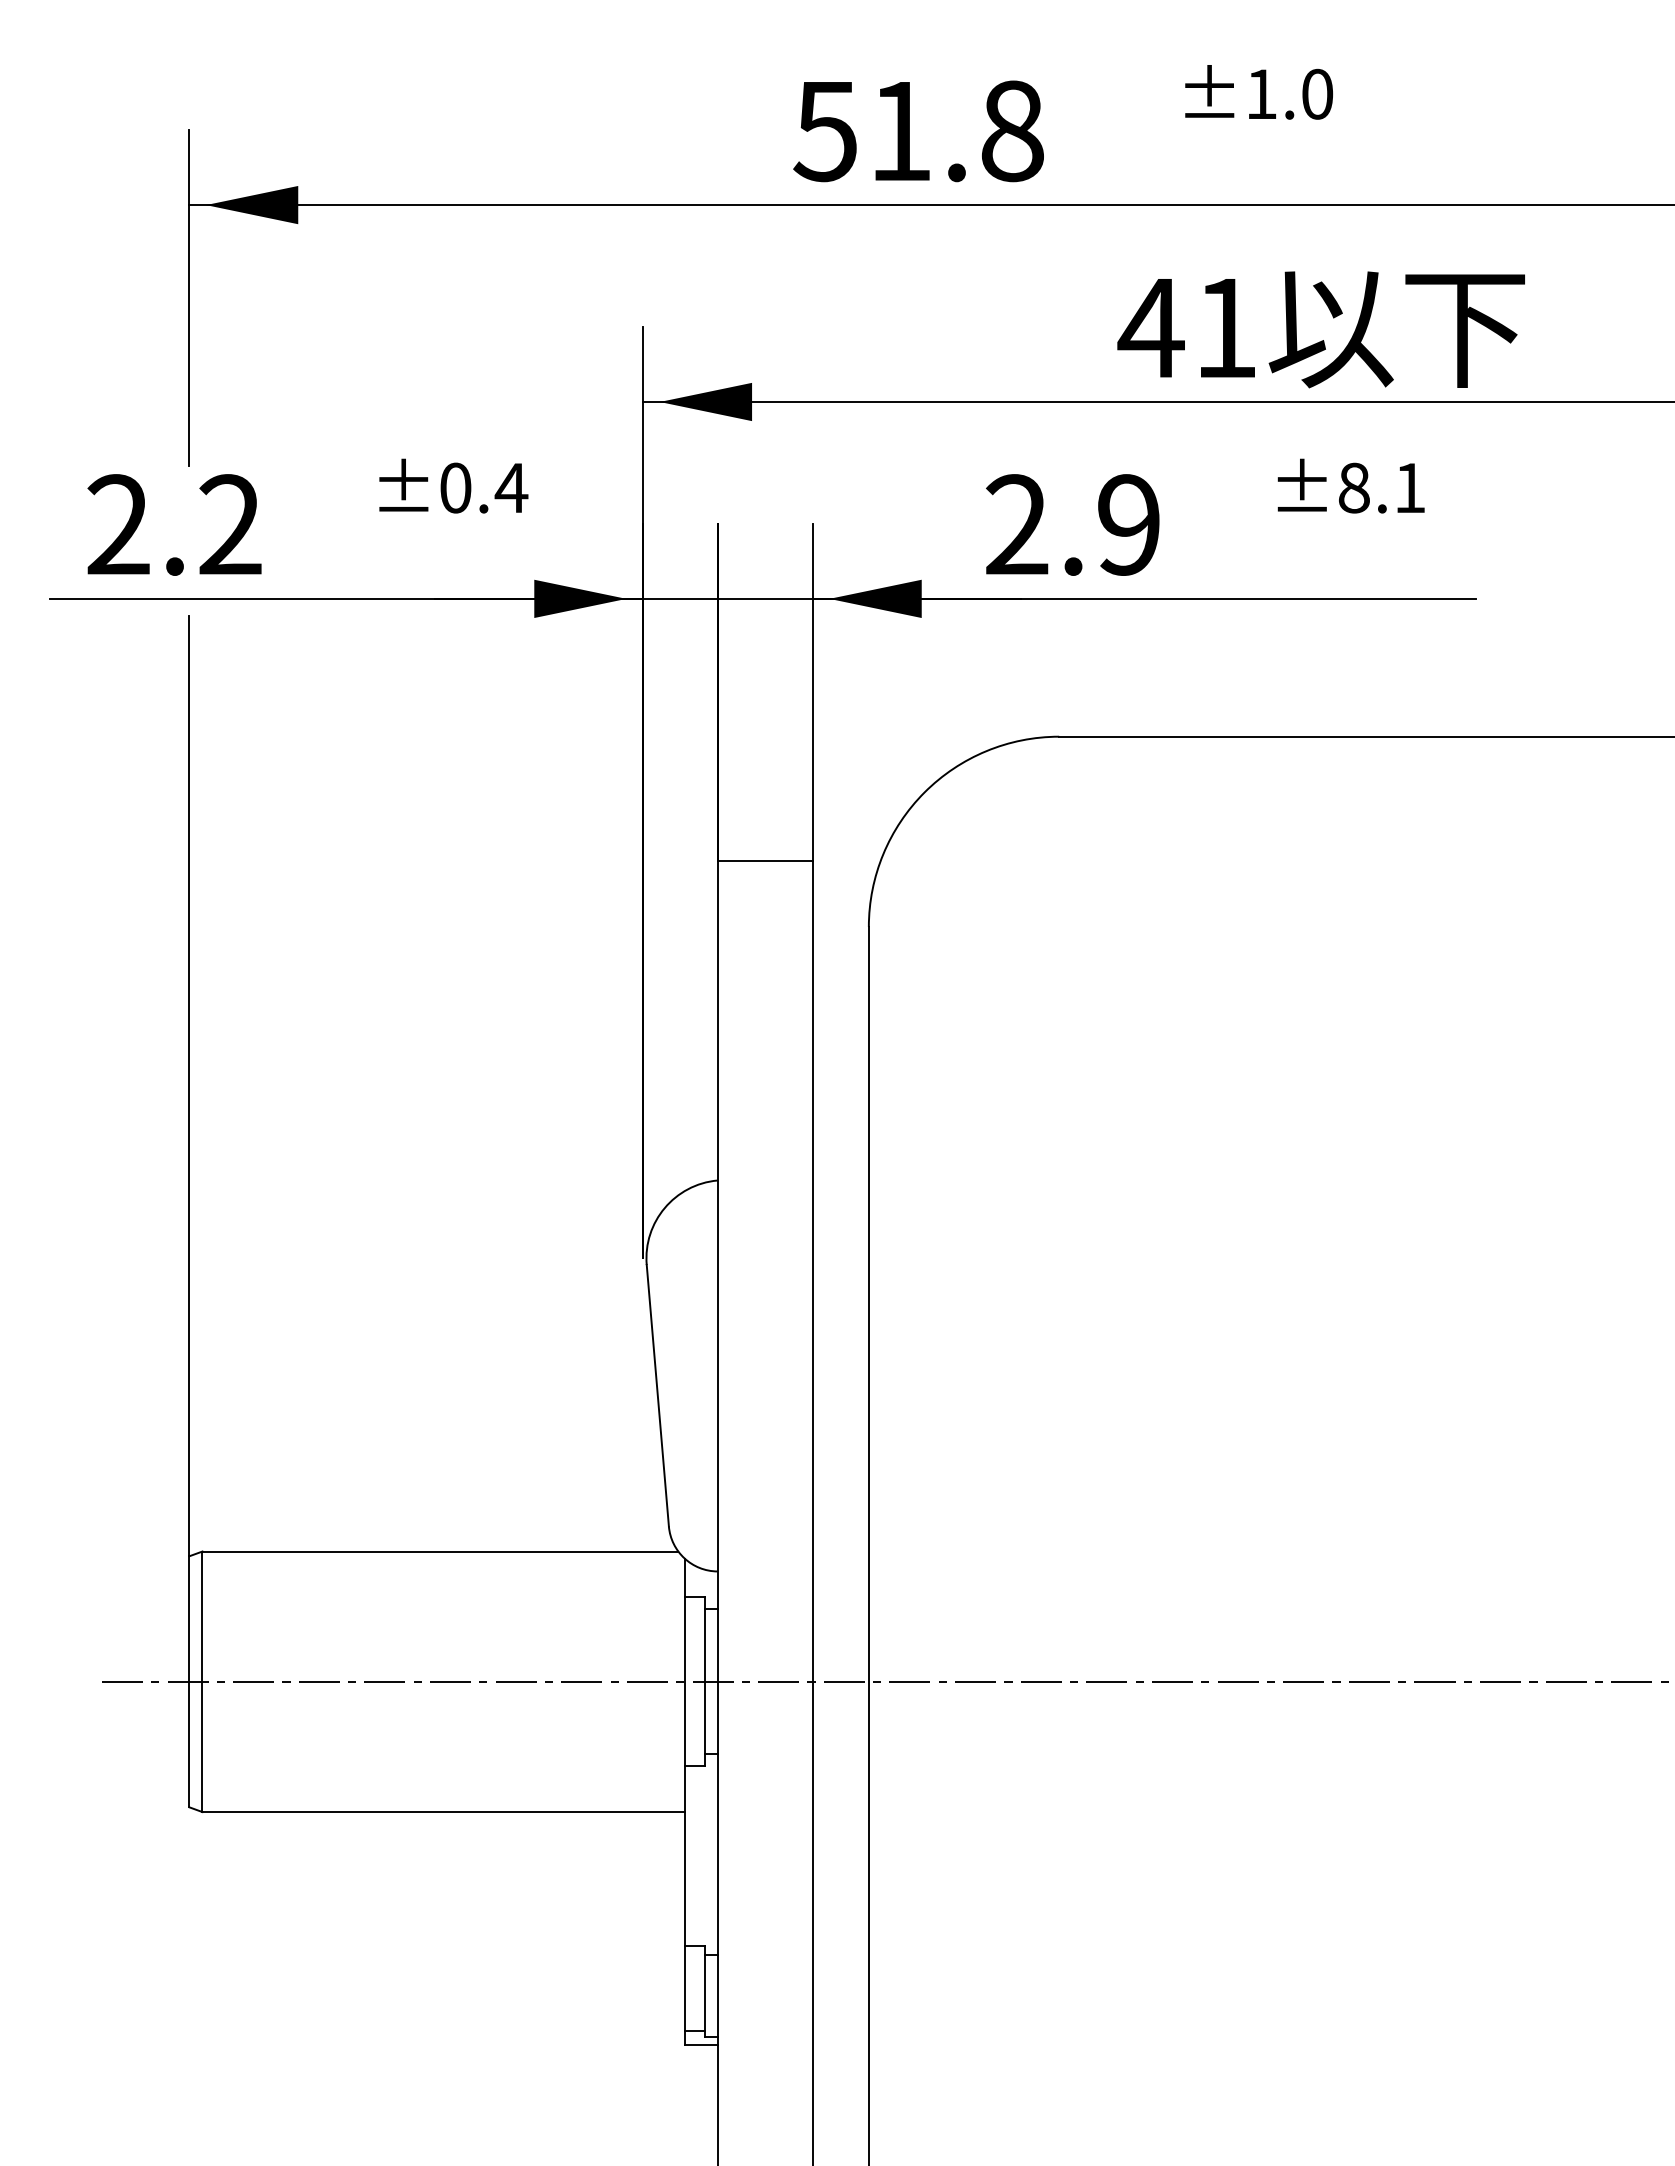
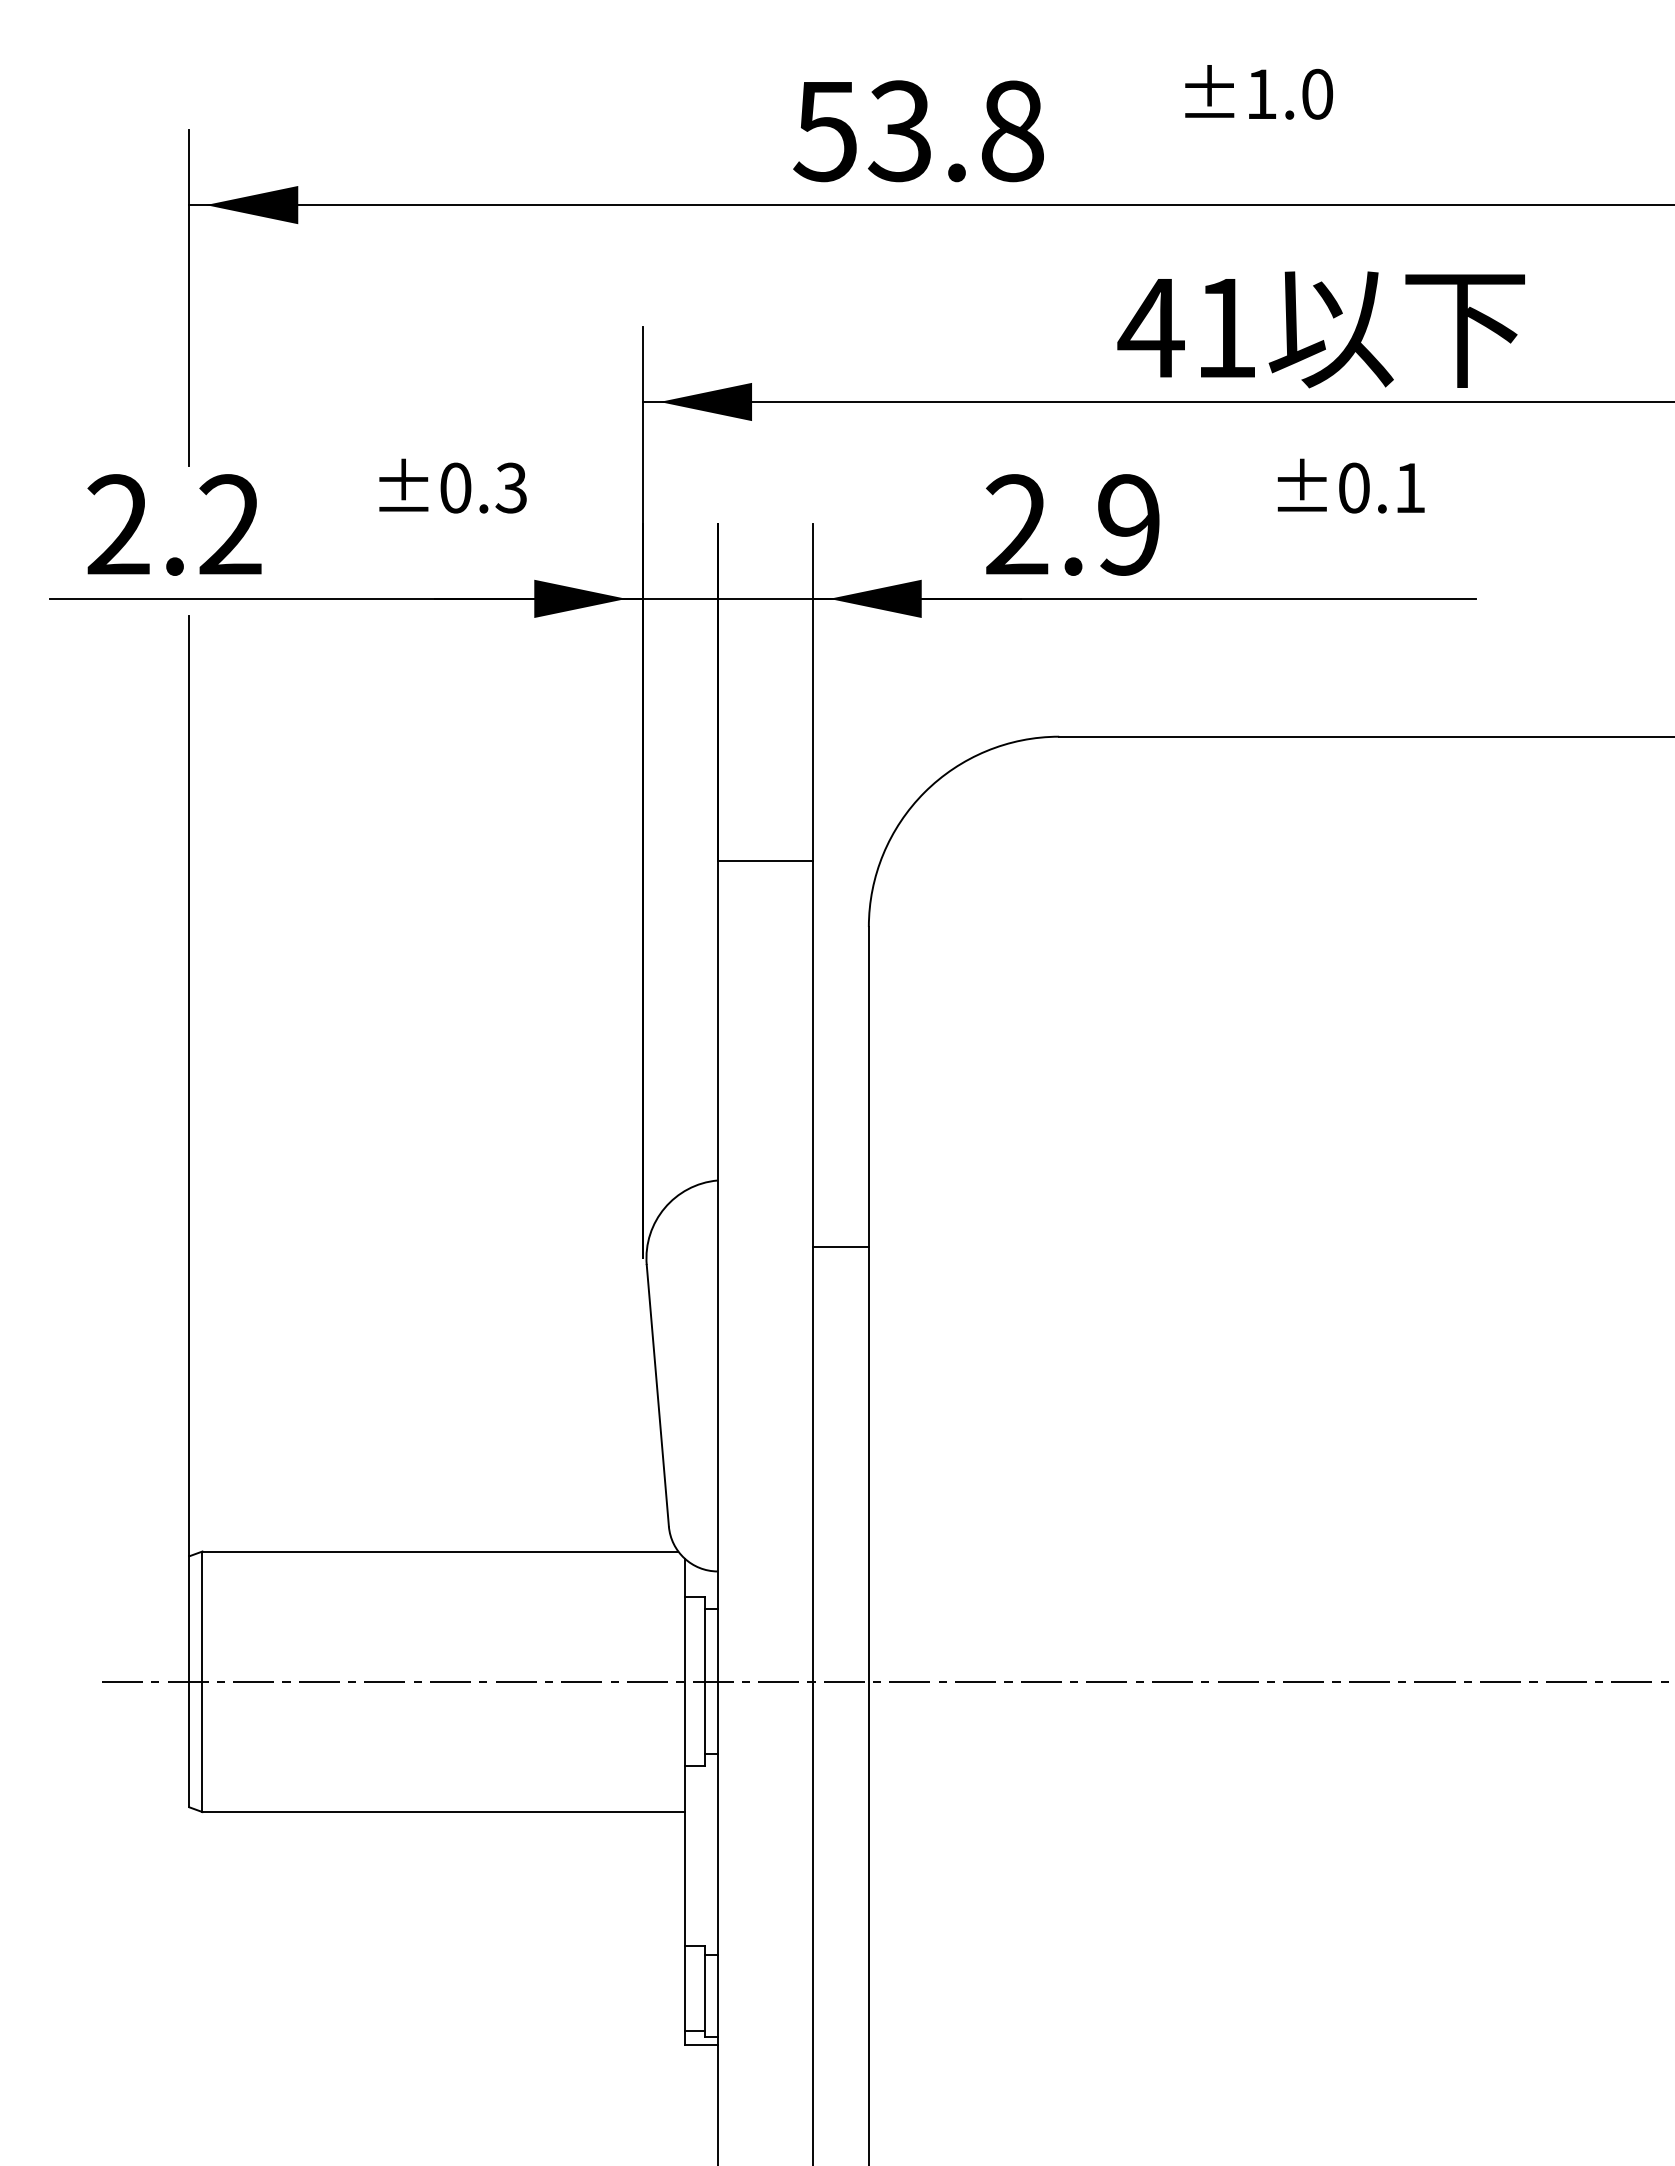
text: 51.8 -> 53.8 (899, 131)
text: ±0.4 -> ±0.3 (511, 487)
text: ±8.1 -> ±0.1 (1354, 487)
line: none -> present (840, 1246)
